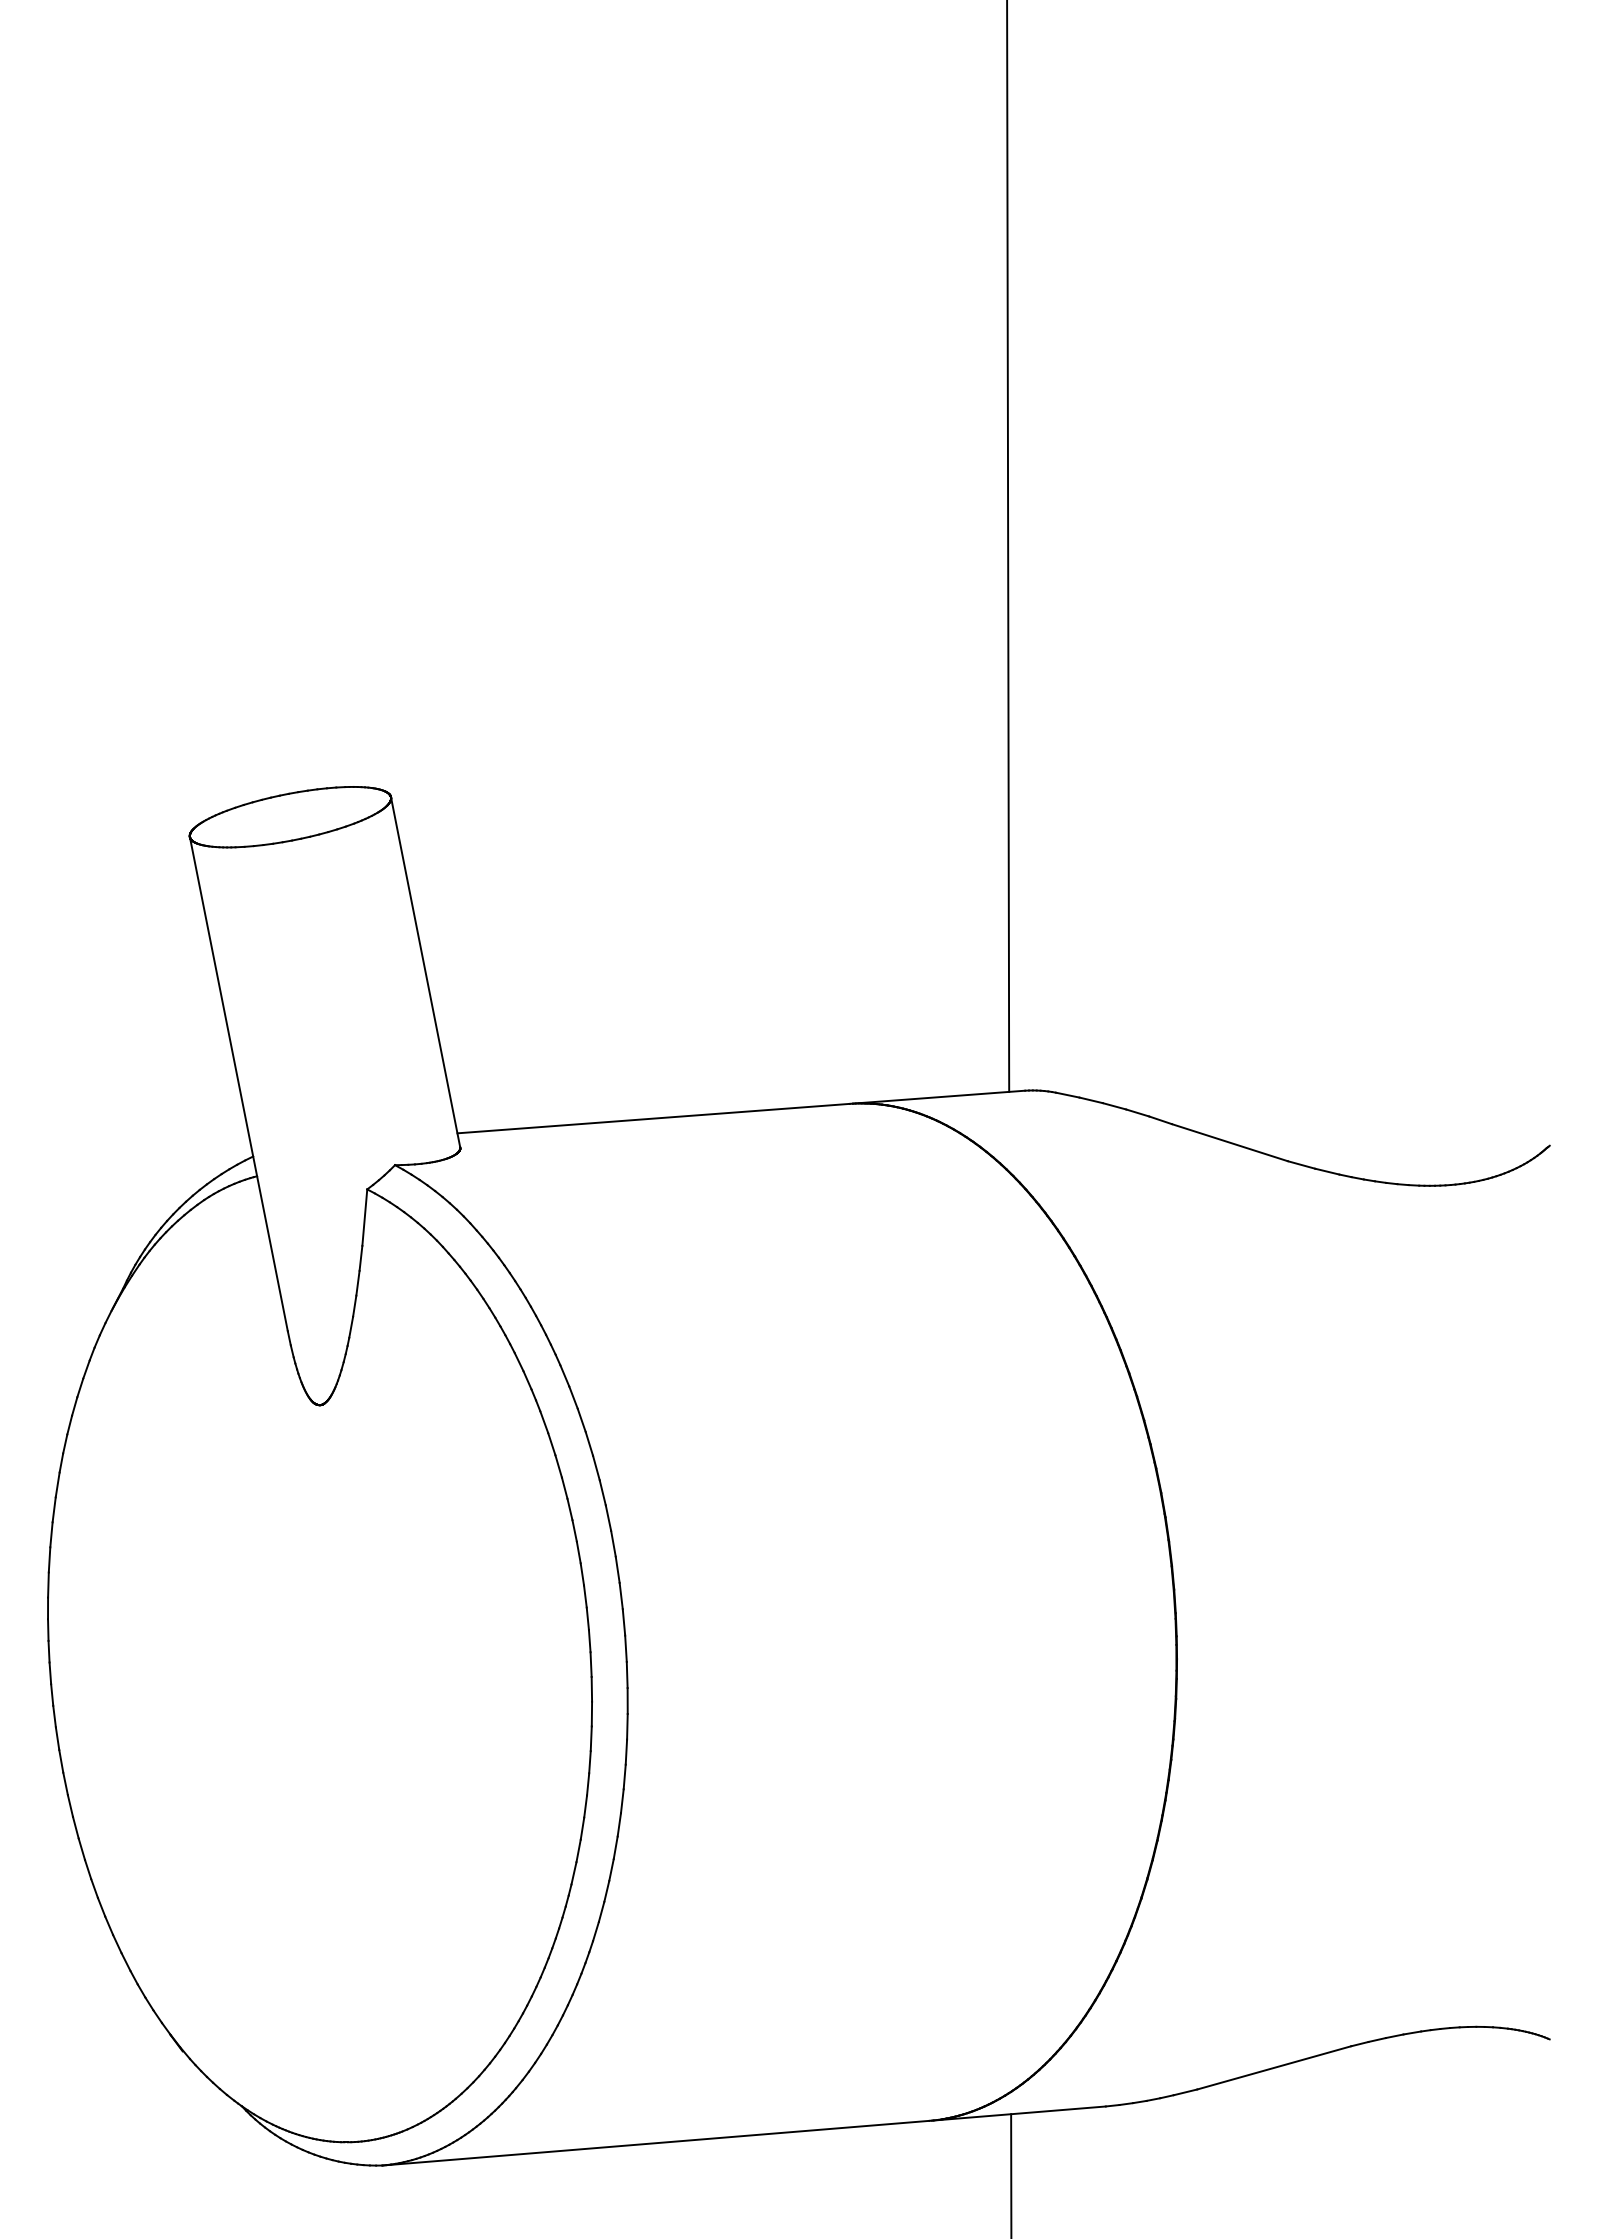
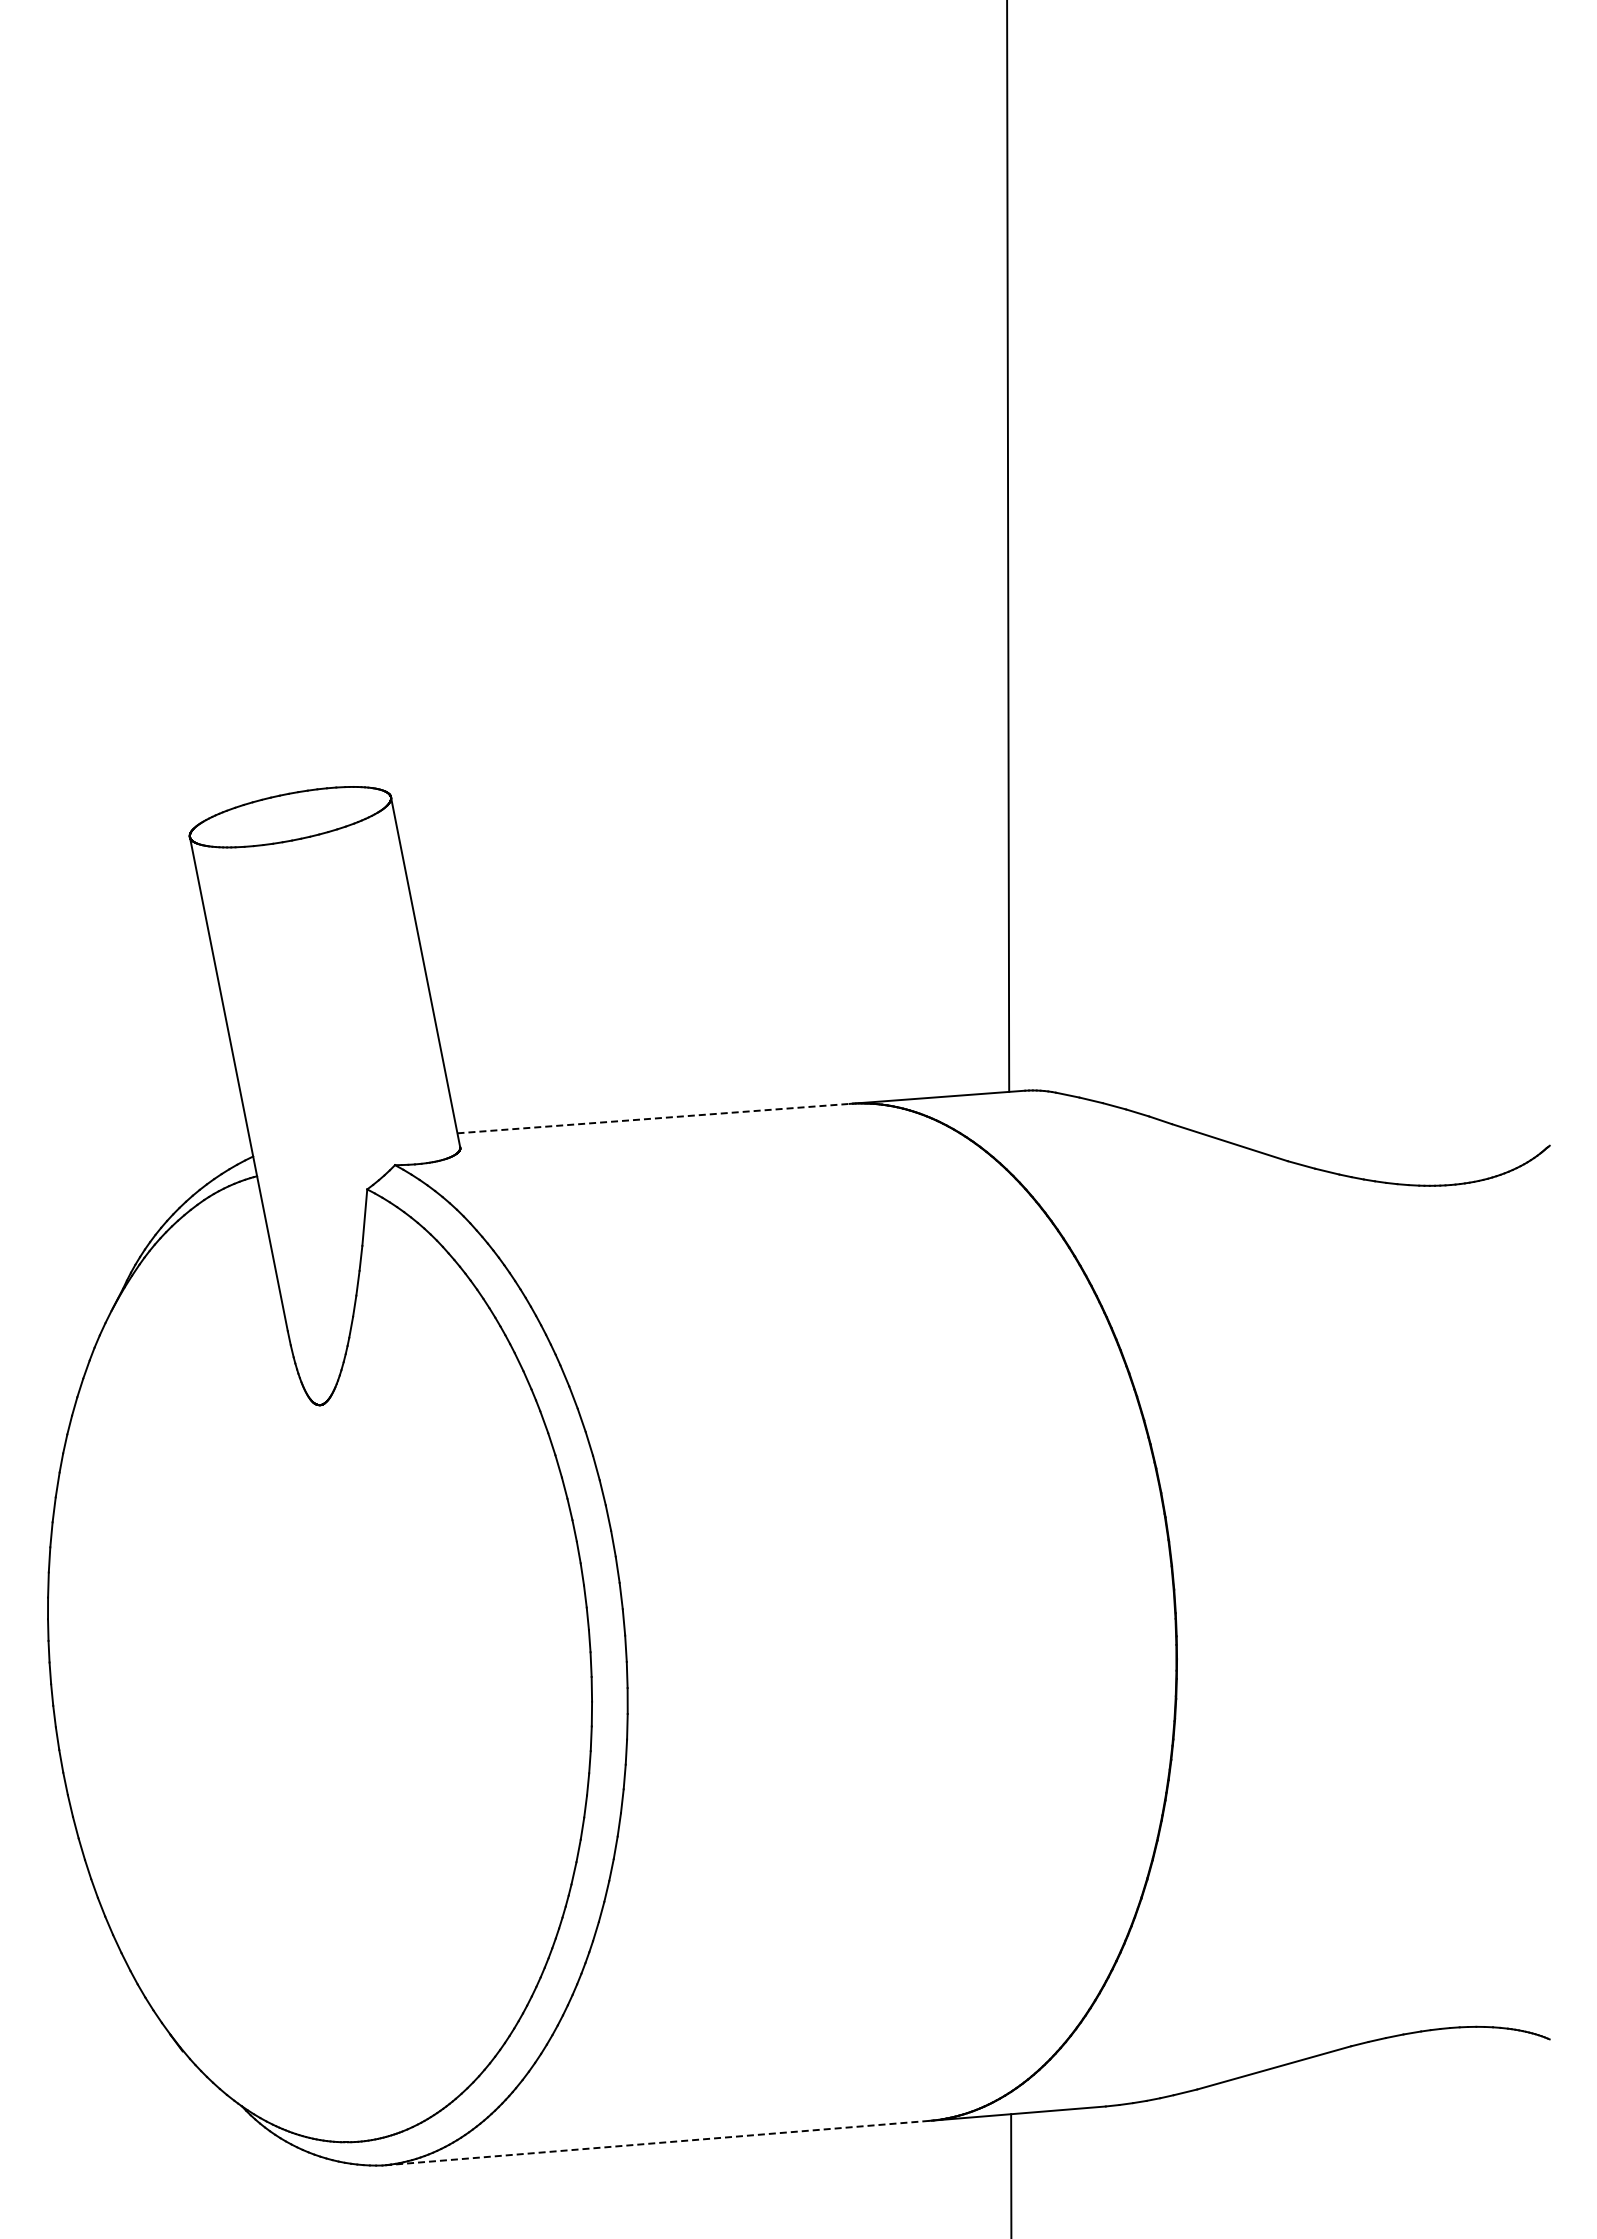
line: solid -> dashed (653, 1118)
line: solid -> dashed (655, 2143)
